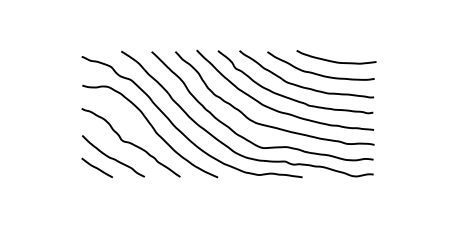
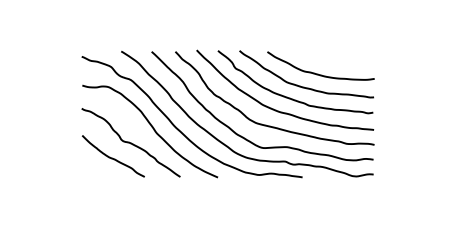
curve: present -> none (336, 61)
curve: present -> none (96, 167)
